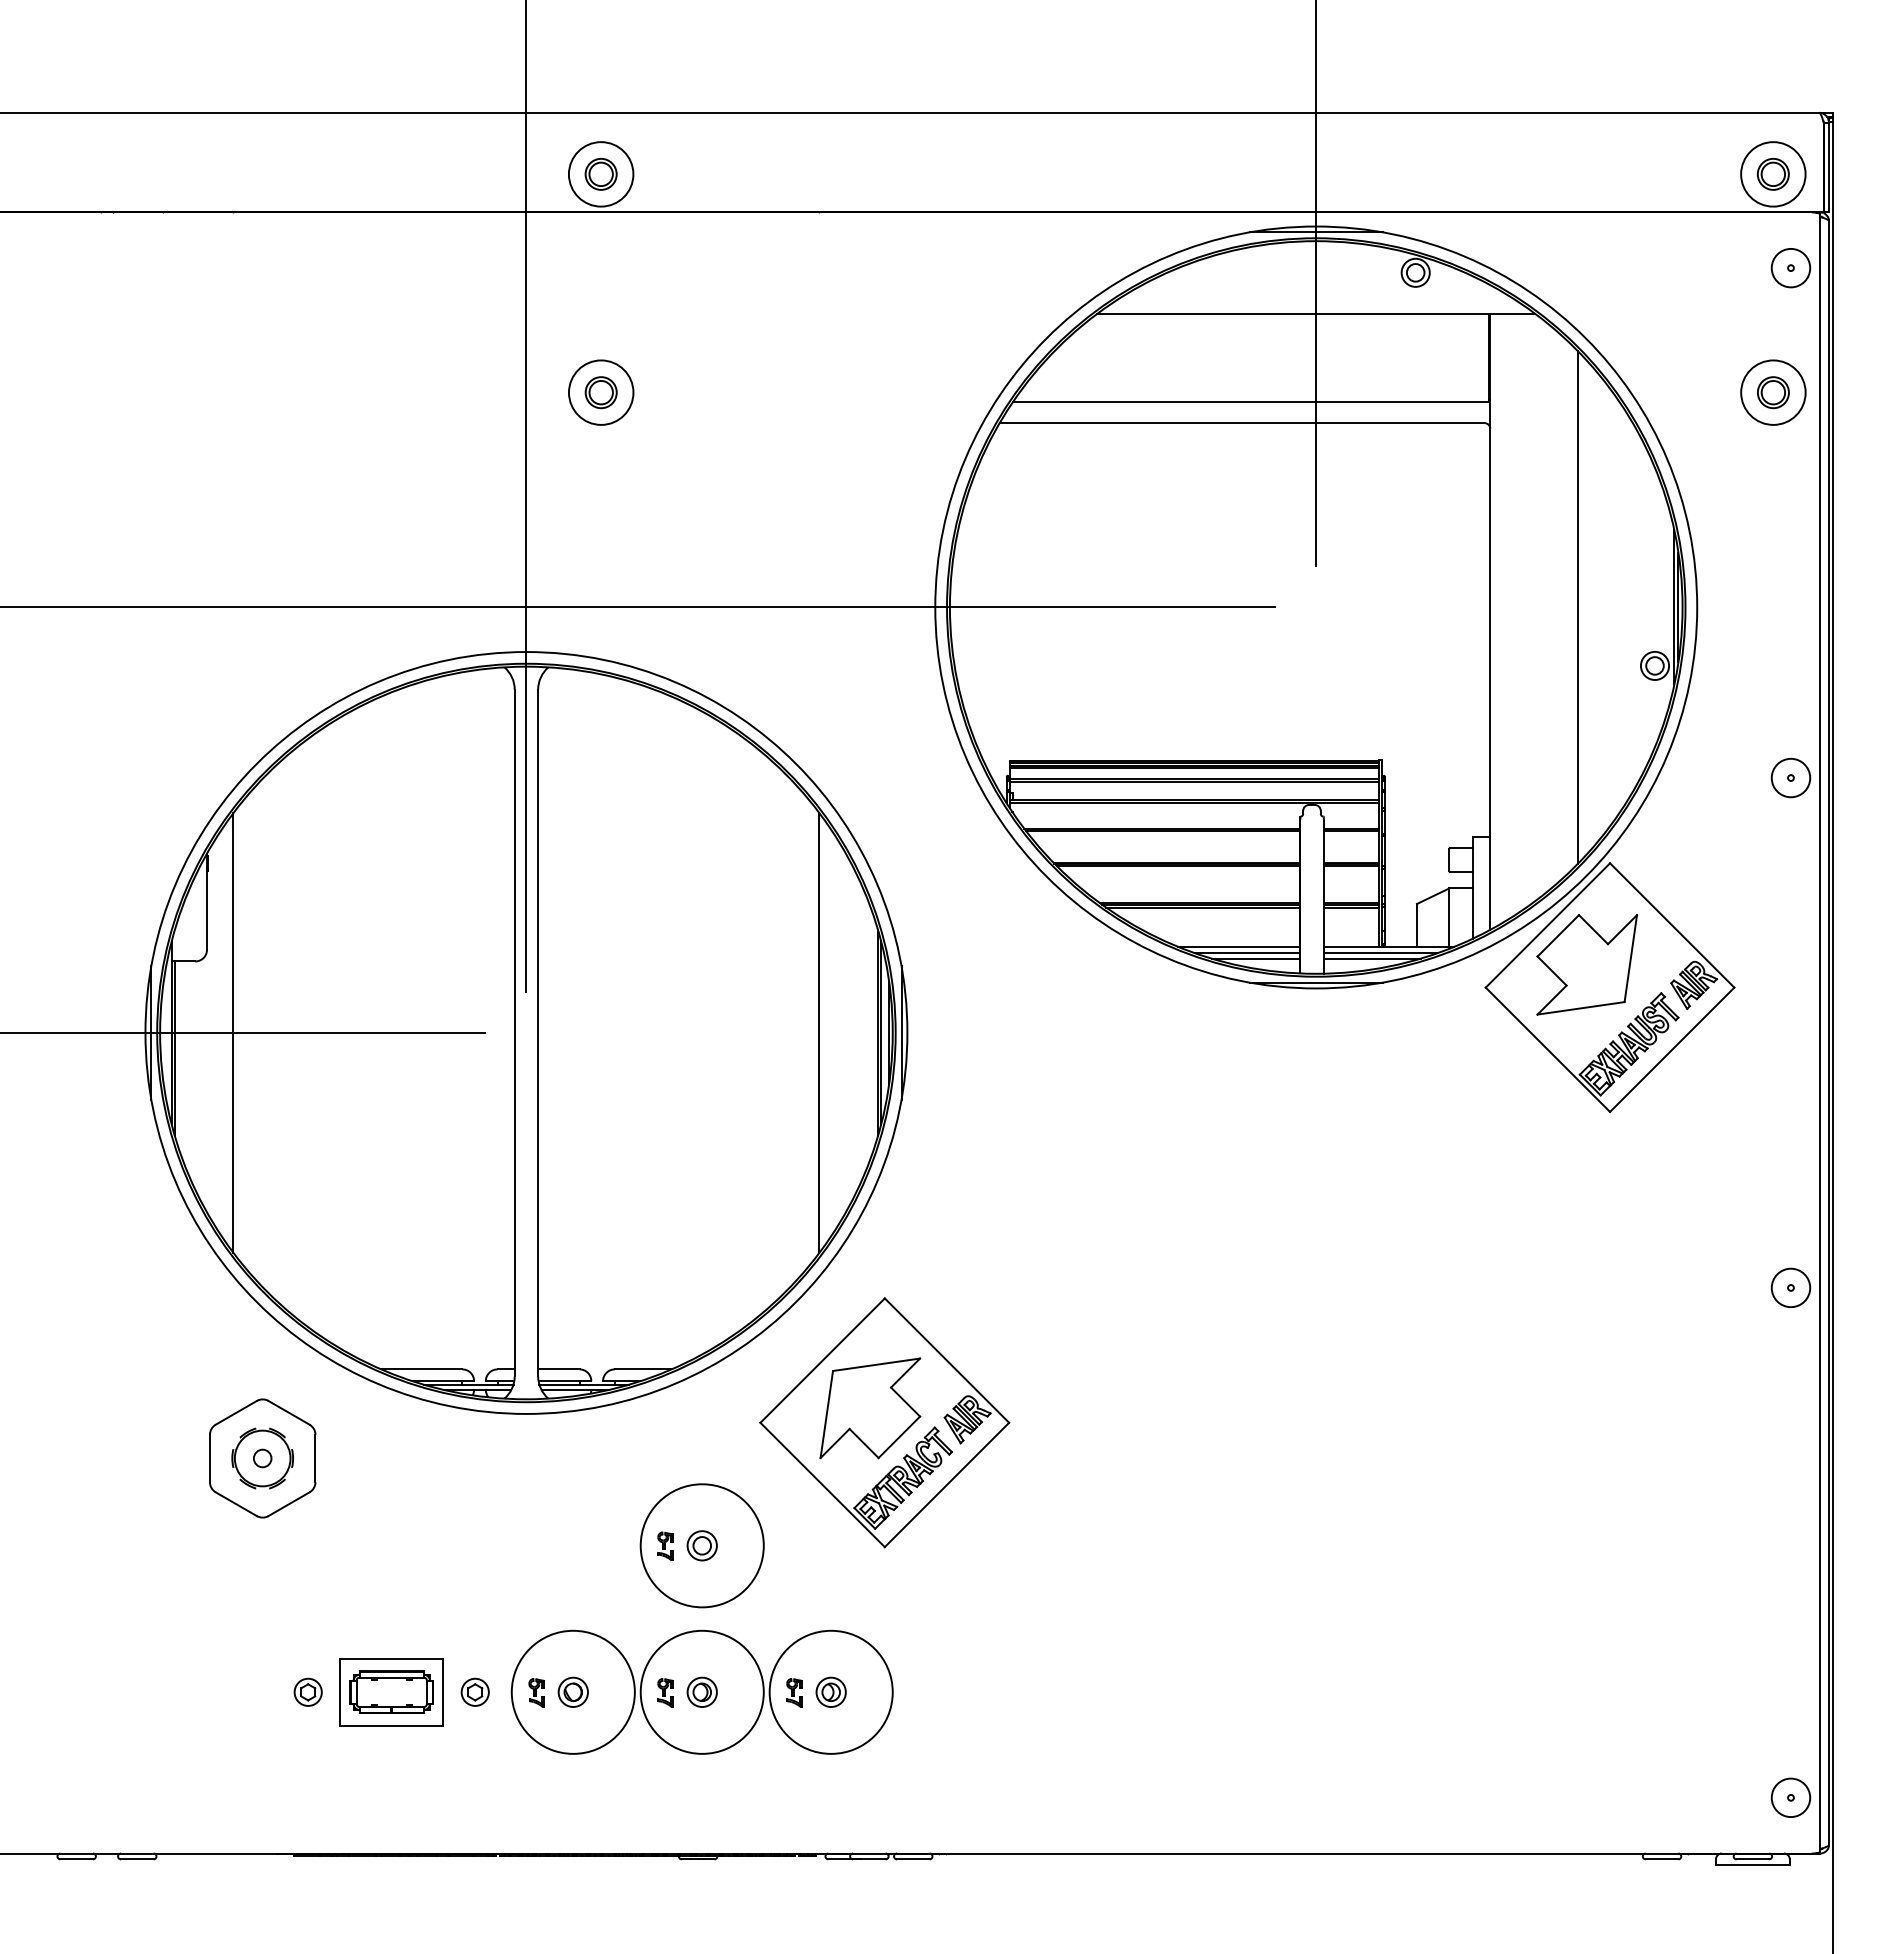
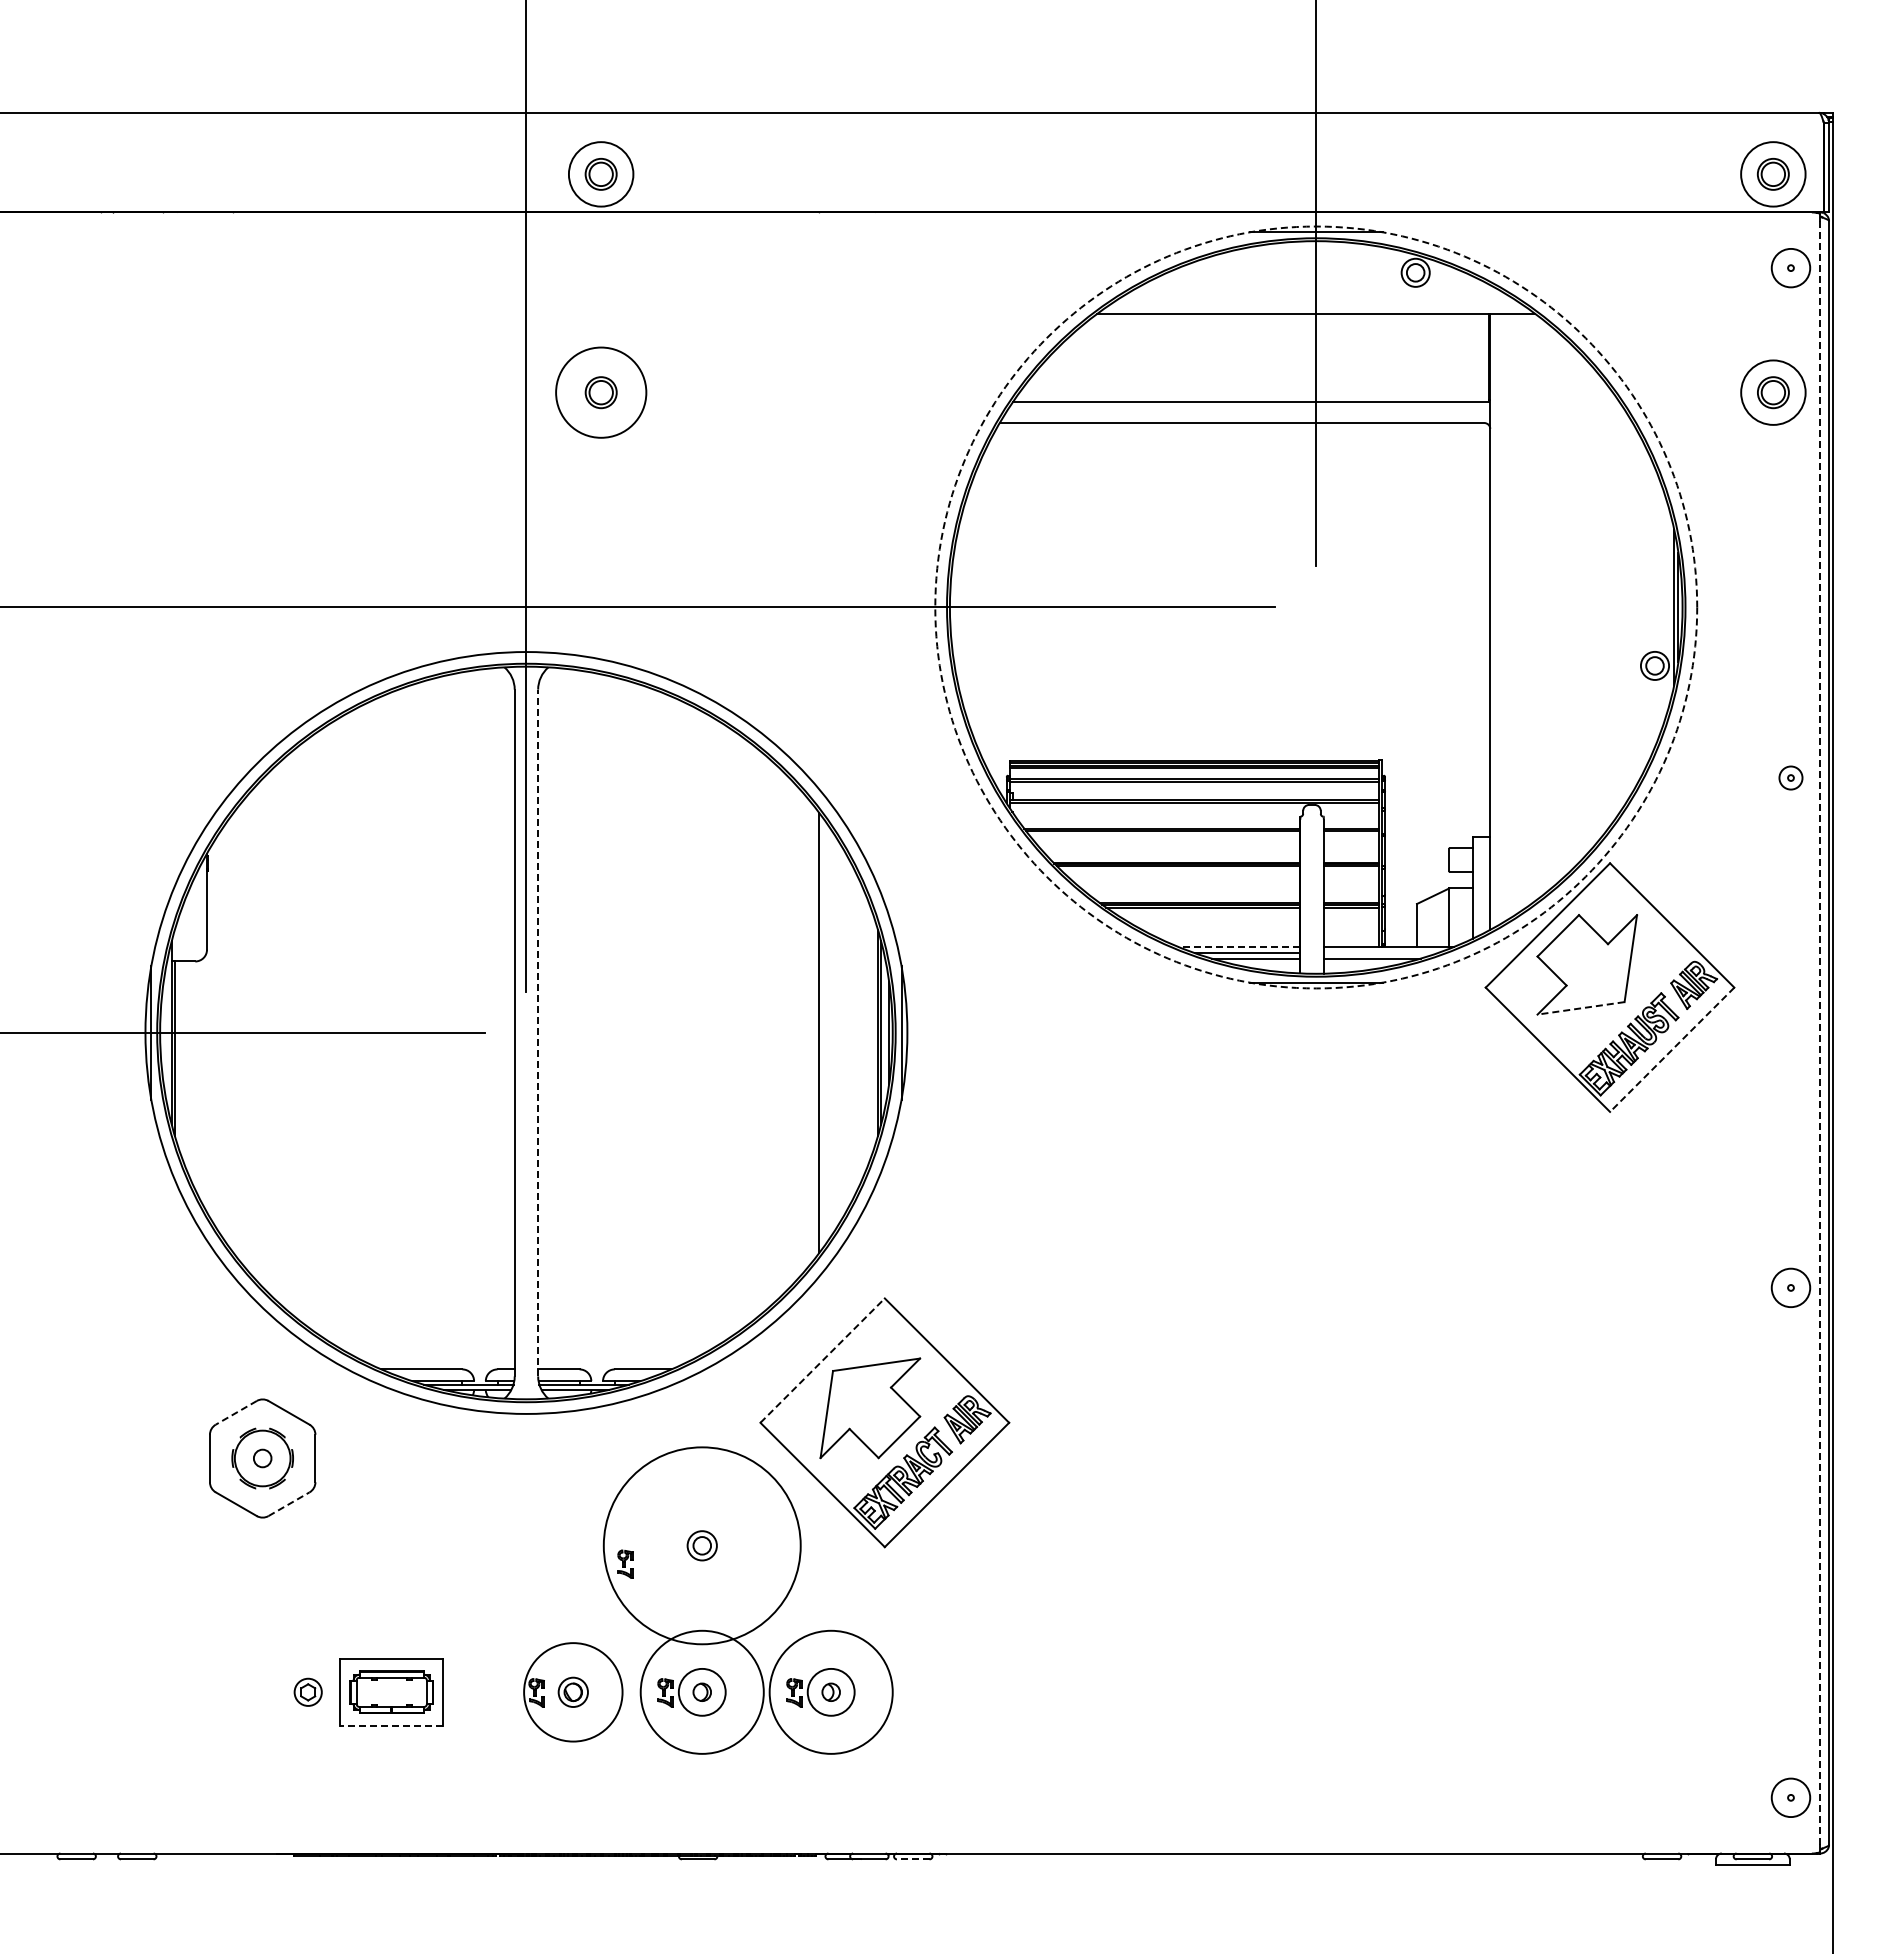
circle diameter: 64 px -> 90 px (601, 392)
circle: solid -> dashed (1316, 607)
line: present -> none (1578, 607)
circle diameter: 38 px -> 23 px (1790, 777)
line: solid -> dashed (1239, 946)
line: present -> none (1380, 953)
line: solid -> dashed (1581, 1008)
line: present -> none (233, 1032)
line: solid -> dashed (538, 1032)
line: solid -> dashed (1820, 1032)
line: solid -> dashed (1672, 1049)
line: solid -> dashed (822, 1360)
line: solid -> dashed (236, 1412)
line: solid -> dashed (289, 1504)
part position: (665, 1545) -> (625, 1563) (625, 1563)
circle diameter: 123 px -> 197 px (701, 1545)
part: present -> none (474, 1691)
circle diameter: 123 px -> 98 px (573, 1692)
circle diameter: 29 px -> 47 px (701, 1691)
circle diameter: 29 px -> 47 px (830, 1691)
line: solid -> dashed (391, 1726)
line: solid -> dashed (912, 1859)
